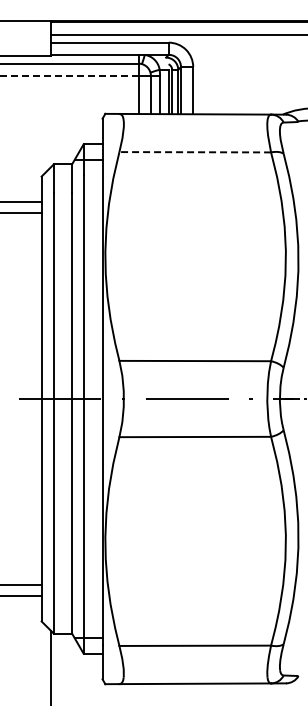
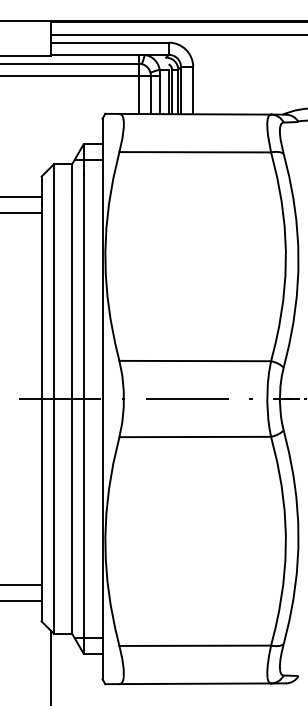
line: dashed -> solid (69, 75)
line: dashed -> solid (195, 152)
line position: (22, 202) -> (22, 197) (22, 197)
line position: (21, 595) -> (21, 600) (21, 600)
